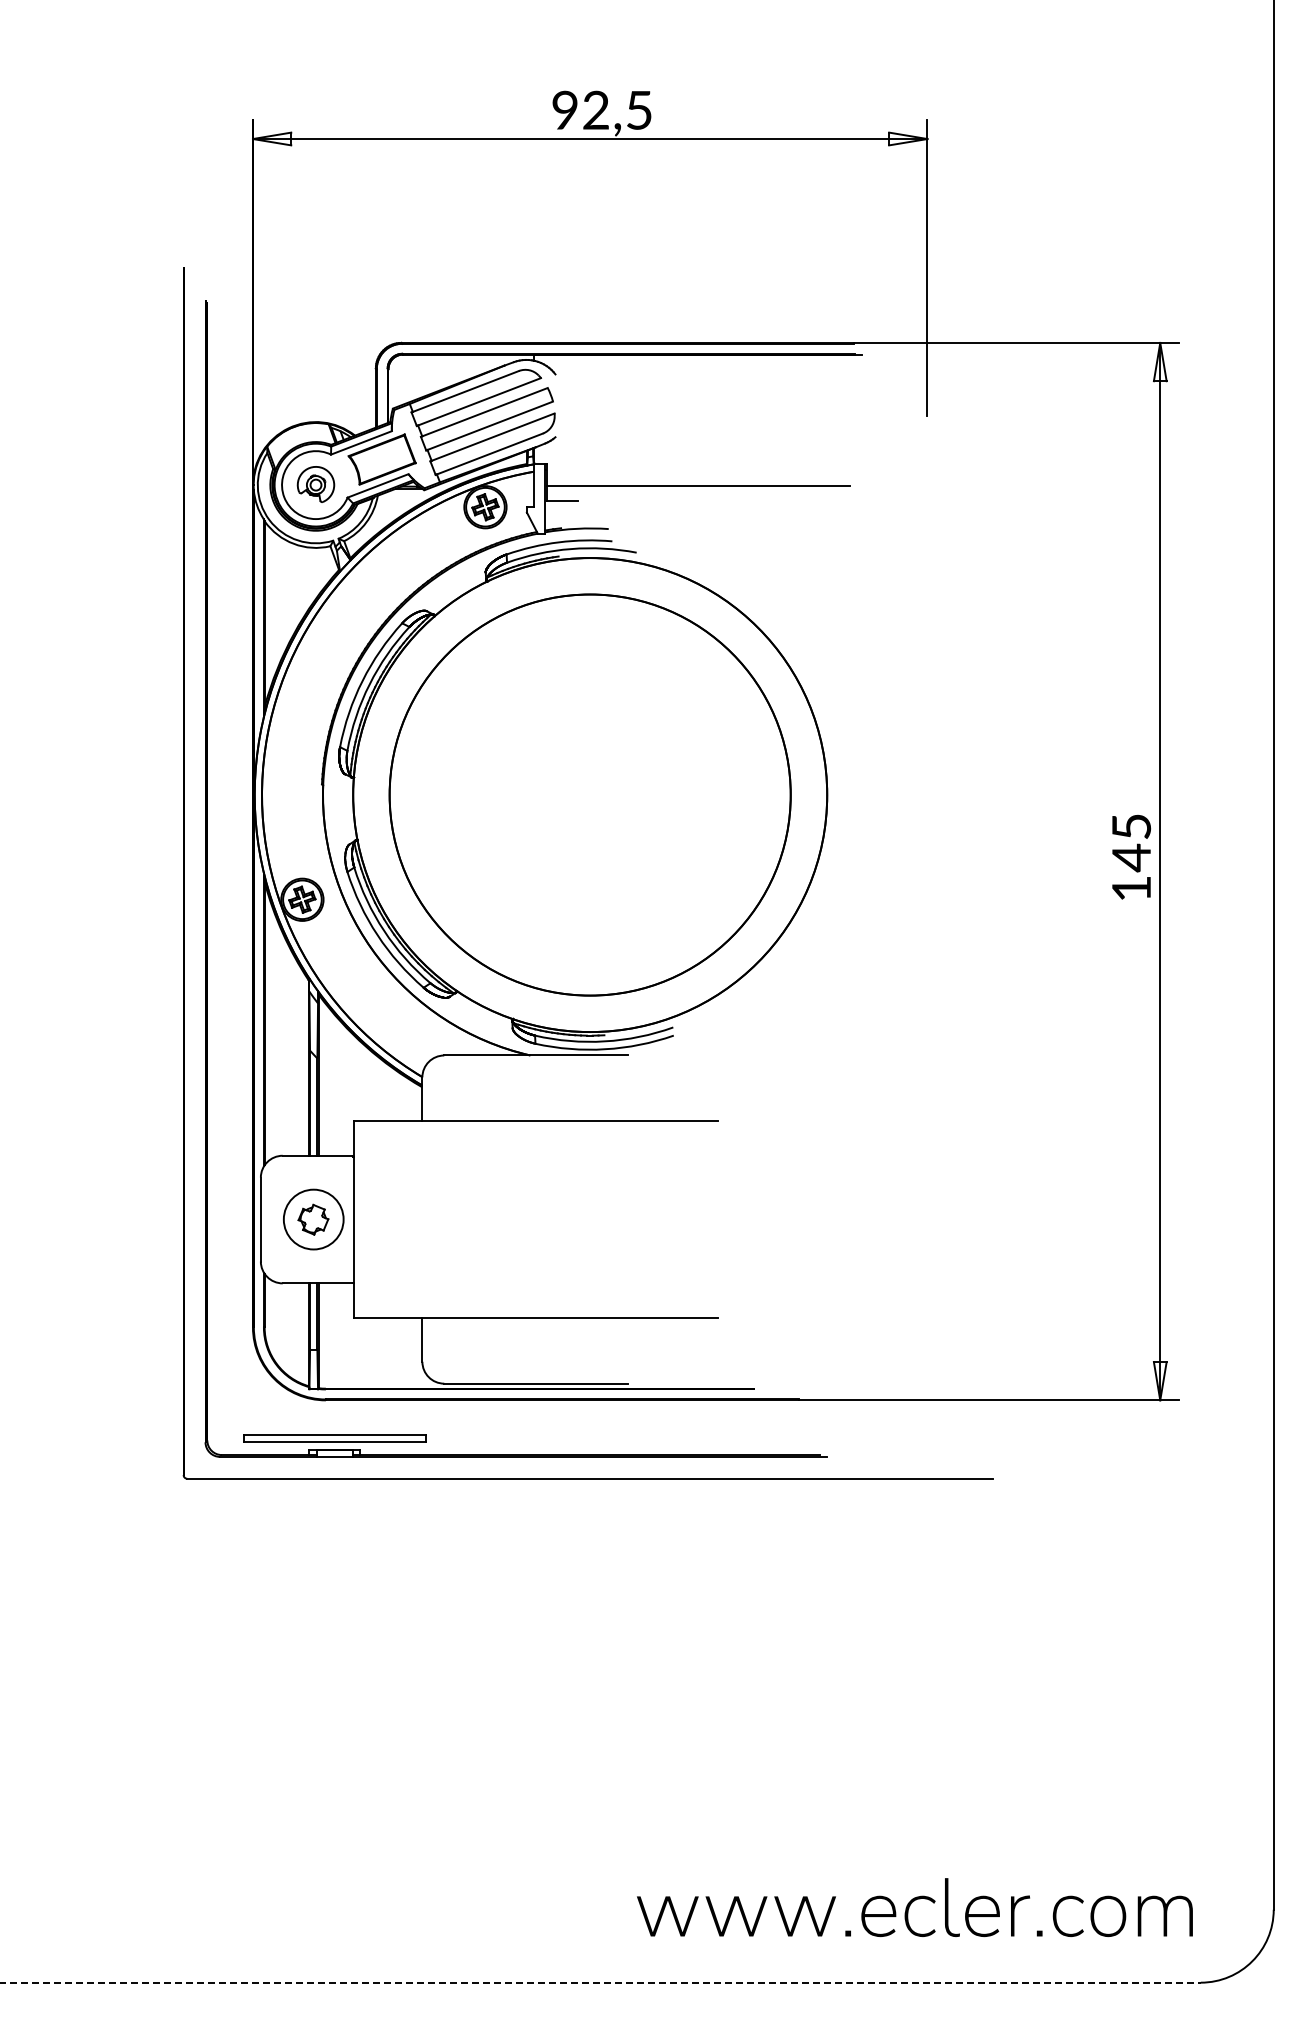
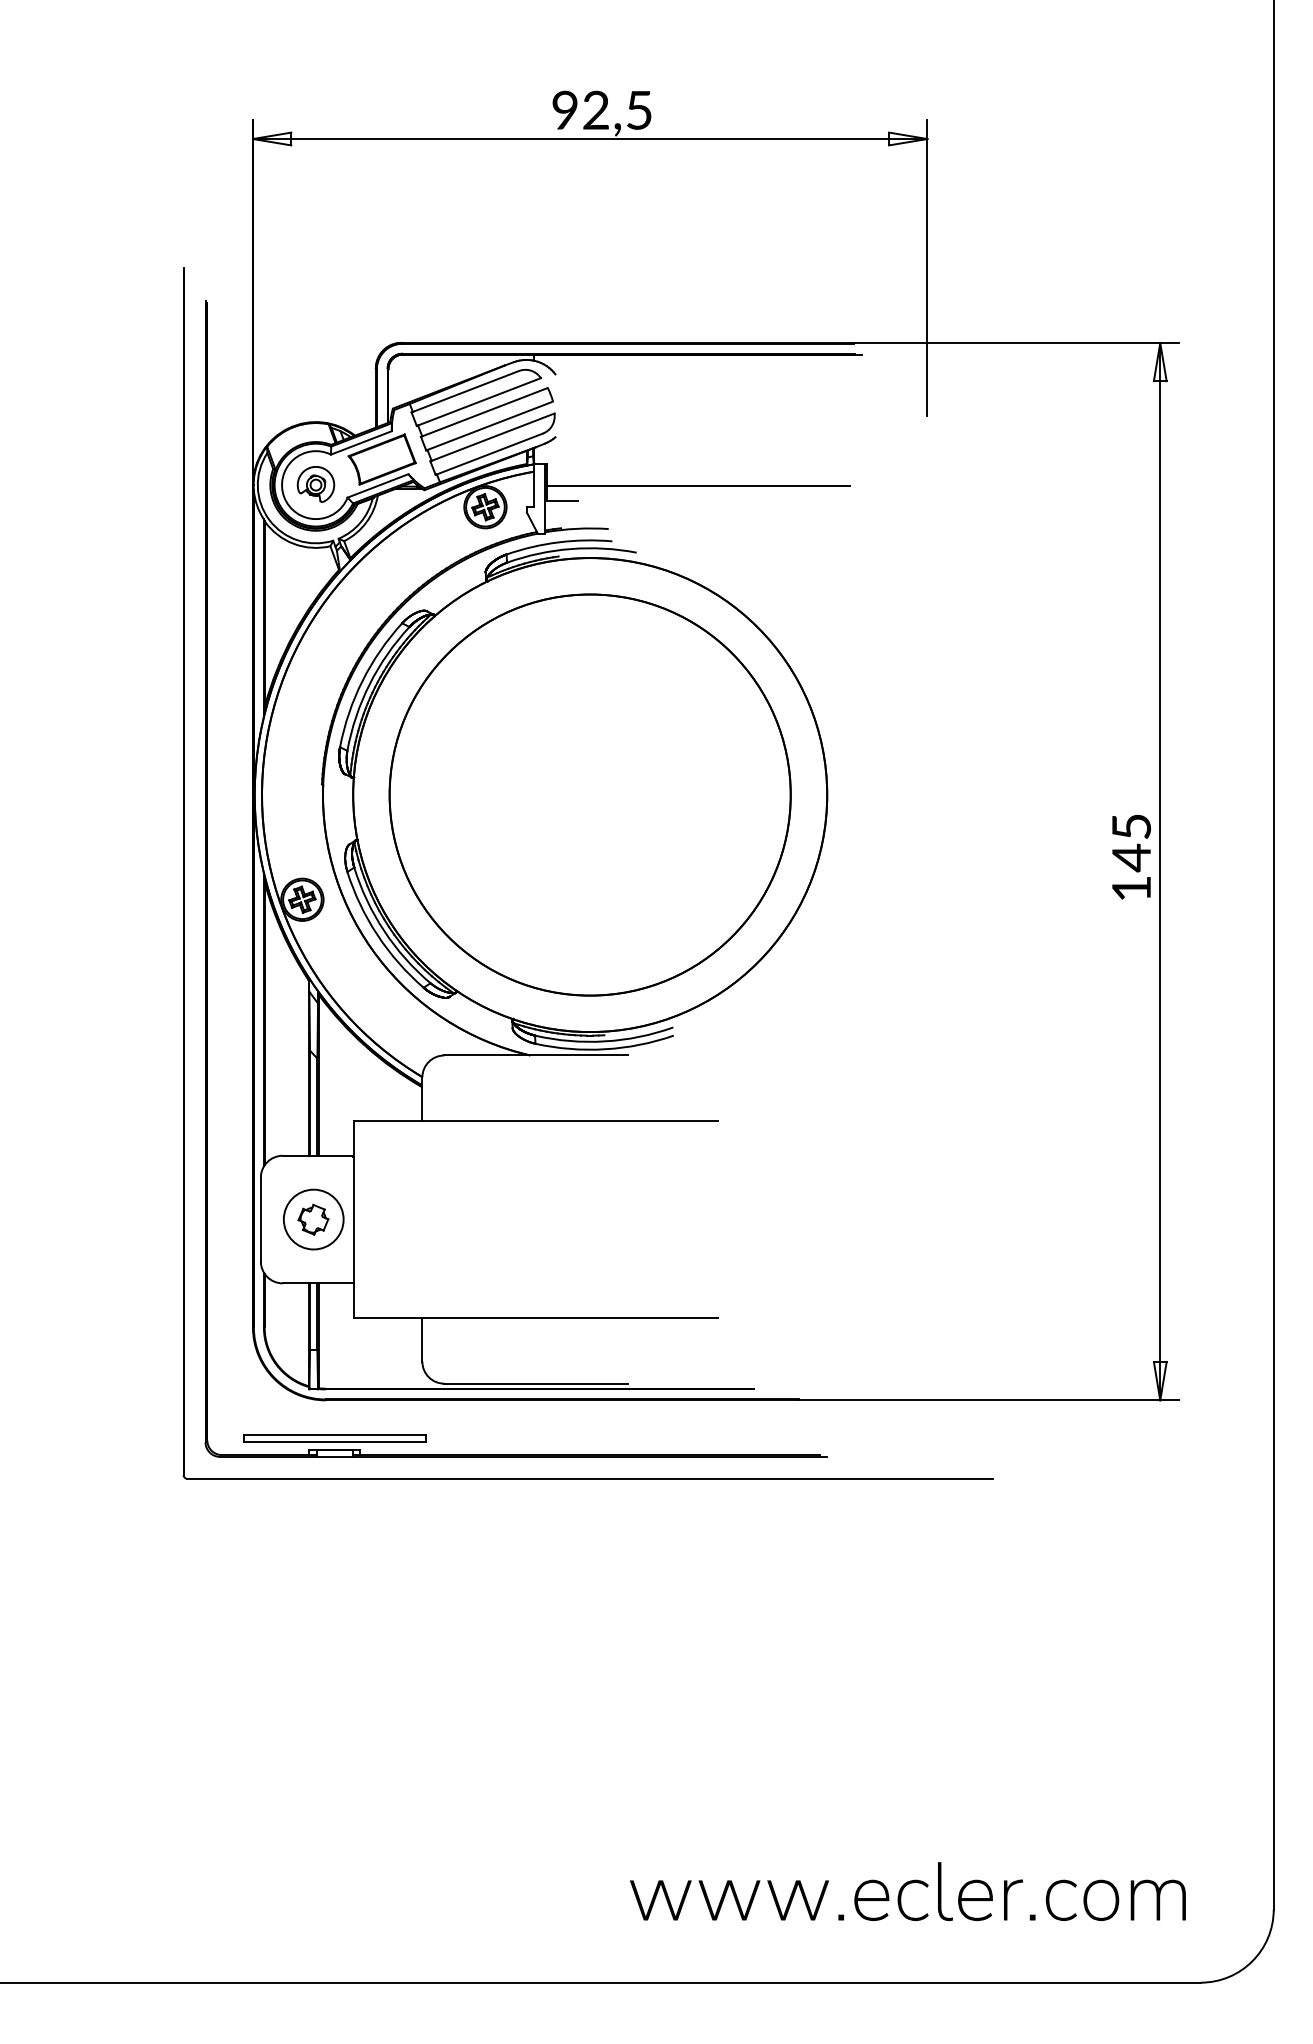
text position: (914, 1907) -> (907, 1891) (907, 1891)
line: dashed -> solid (600, 1982)
